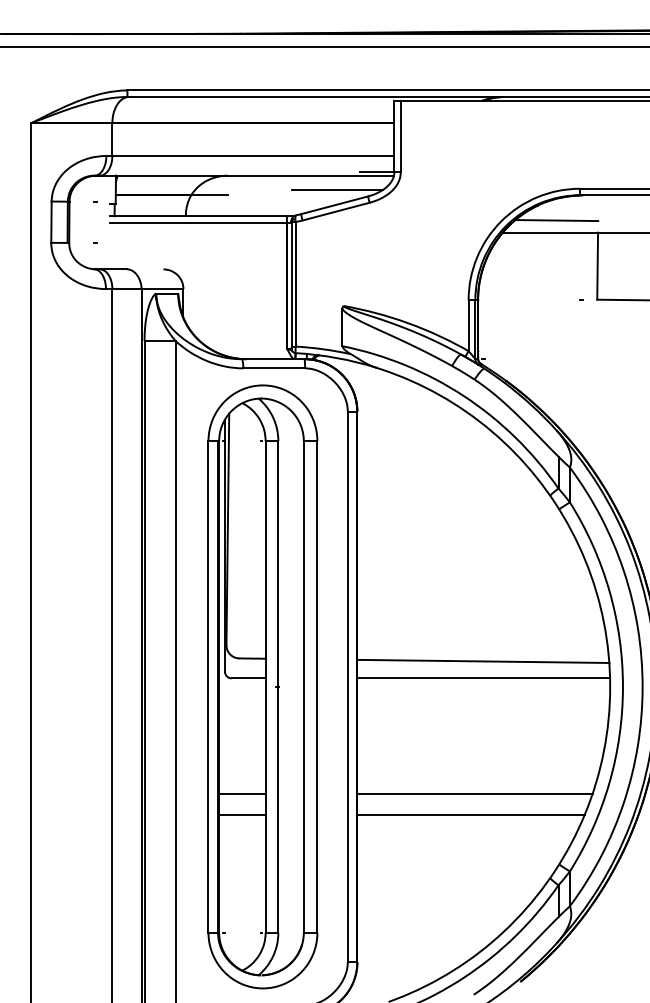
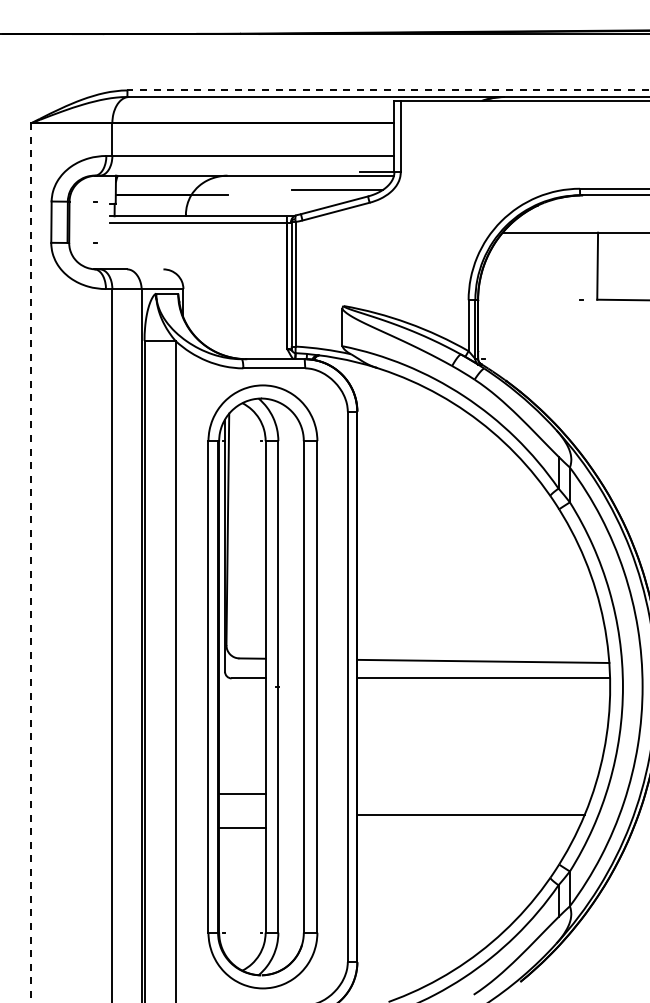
line: present -> none (324, 47)
line: solid -> dashed (388, 90)
line: present -> none (556, 220)
line: solid -> dashed (31, 562)
line: present -> none (474, 793)
line position: (242, 815) -> (242, 828) (242, 828)
